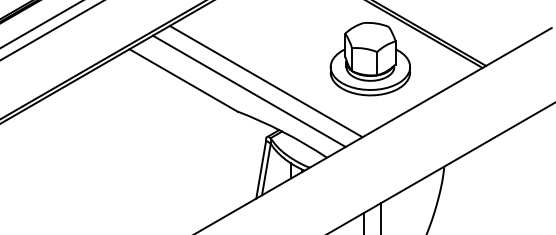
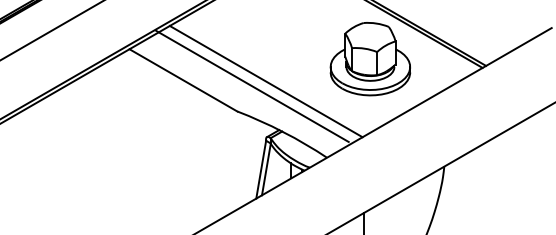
line: present -> none (41, 24)
line position: (248, 90) -> (251, 85) (251, 85)
line: present -> none (381, 216)
